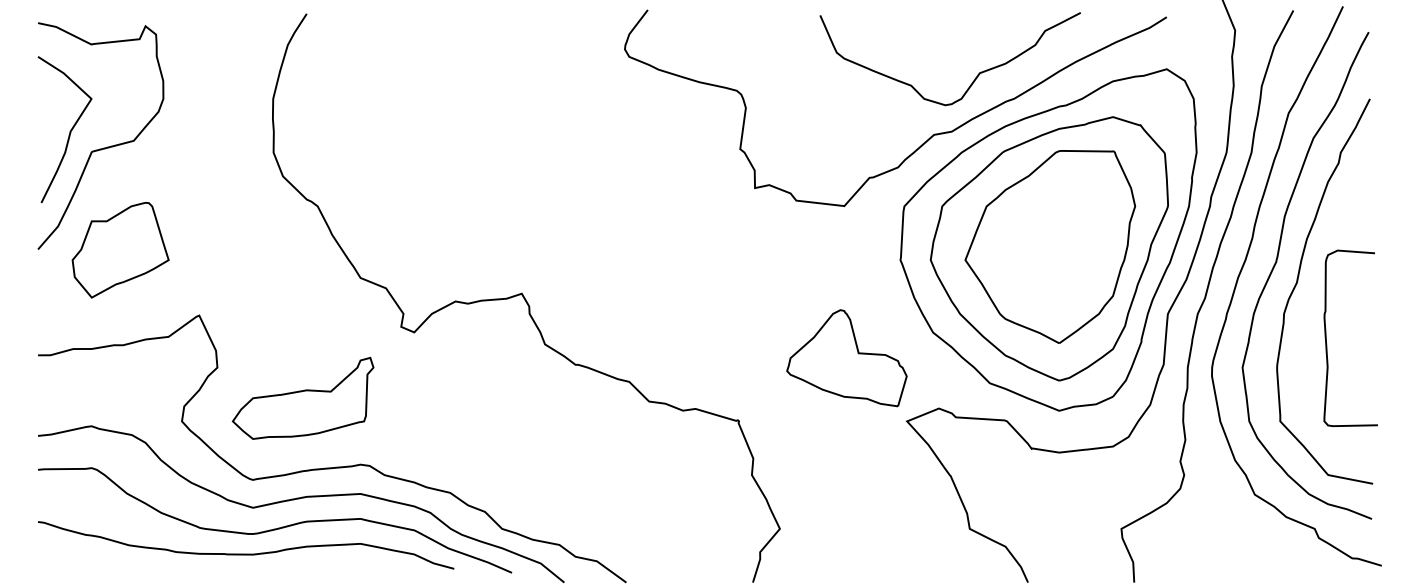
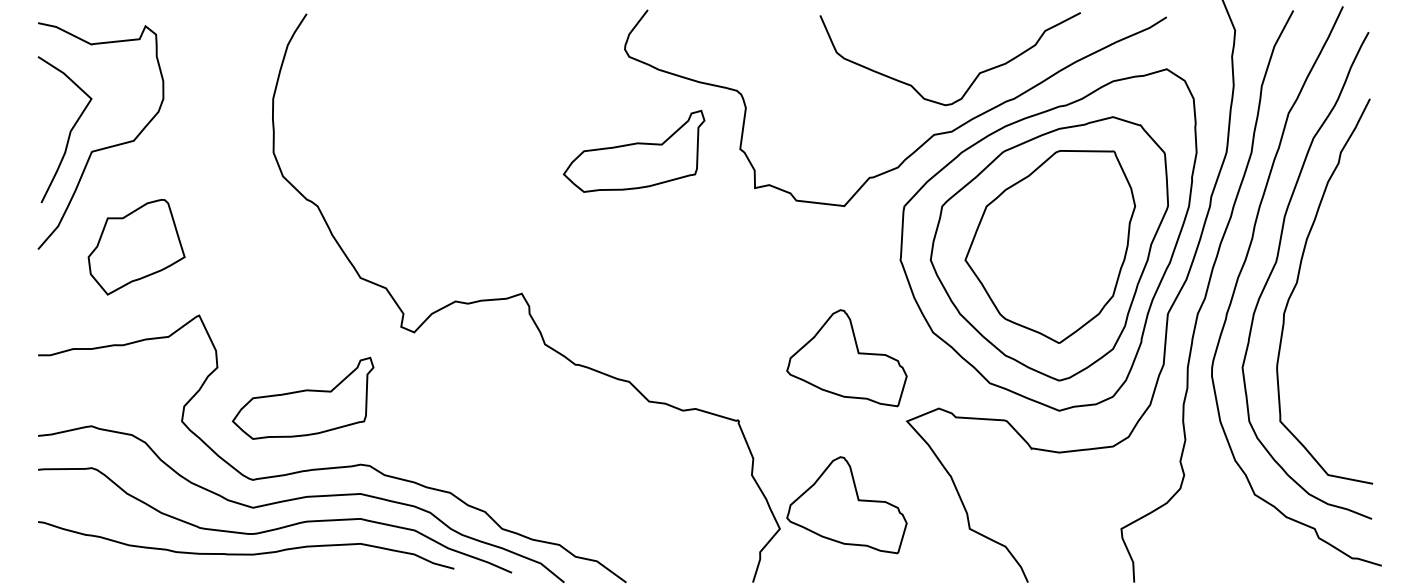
part: none -> present (633, 150)
part position: (120, 250) -> (136, 247) (136, 247)
curve: present -> none (1326, 337)
part: none -> present (846, 505)
